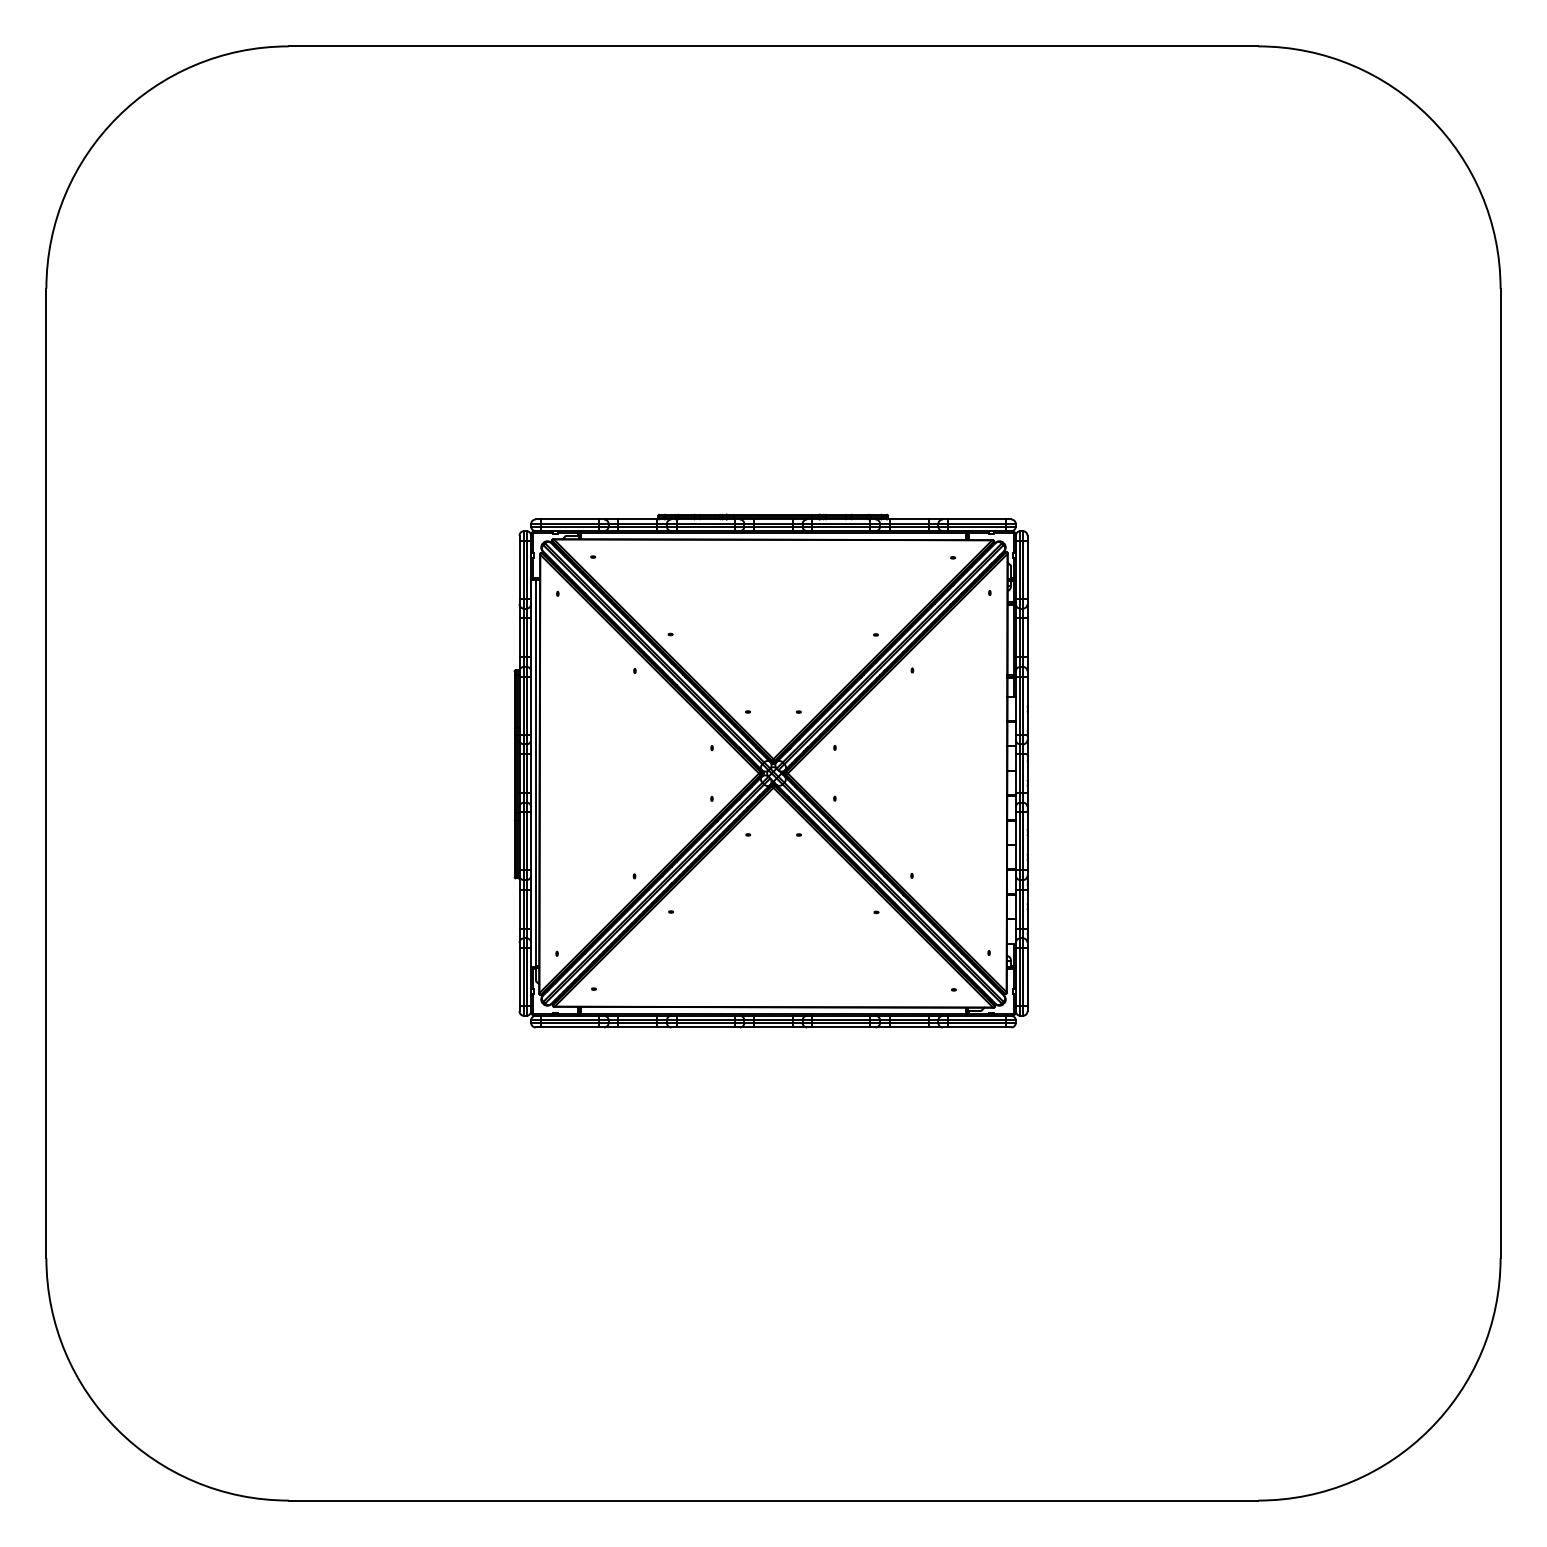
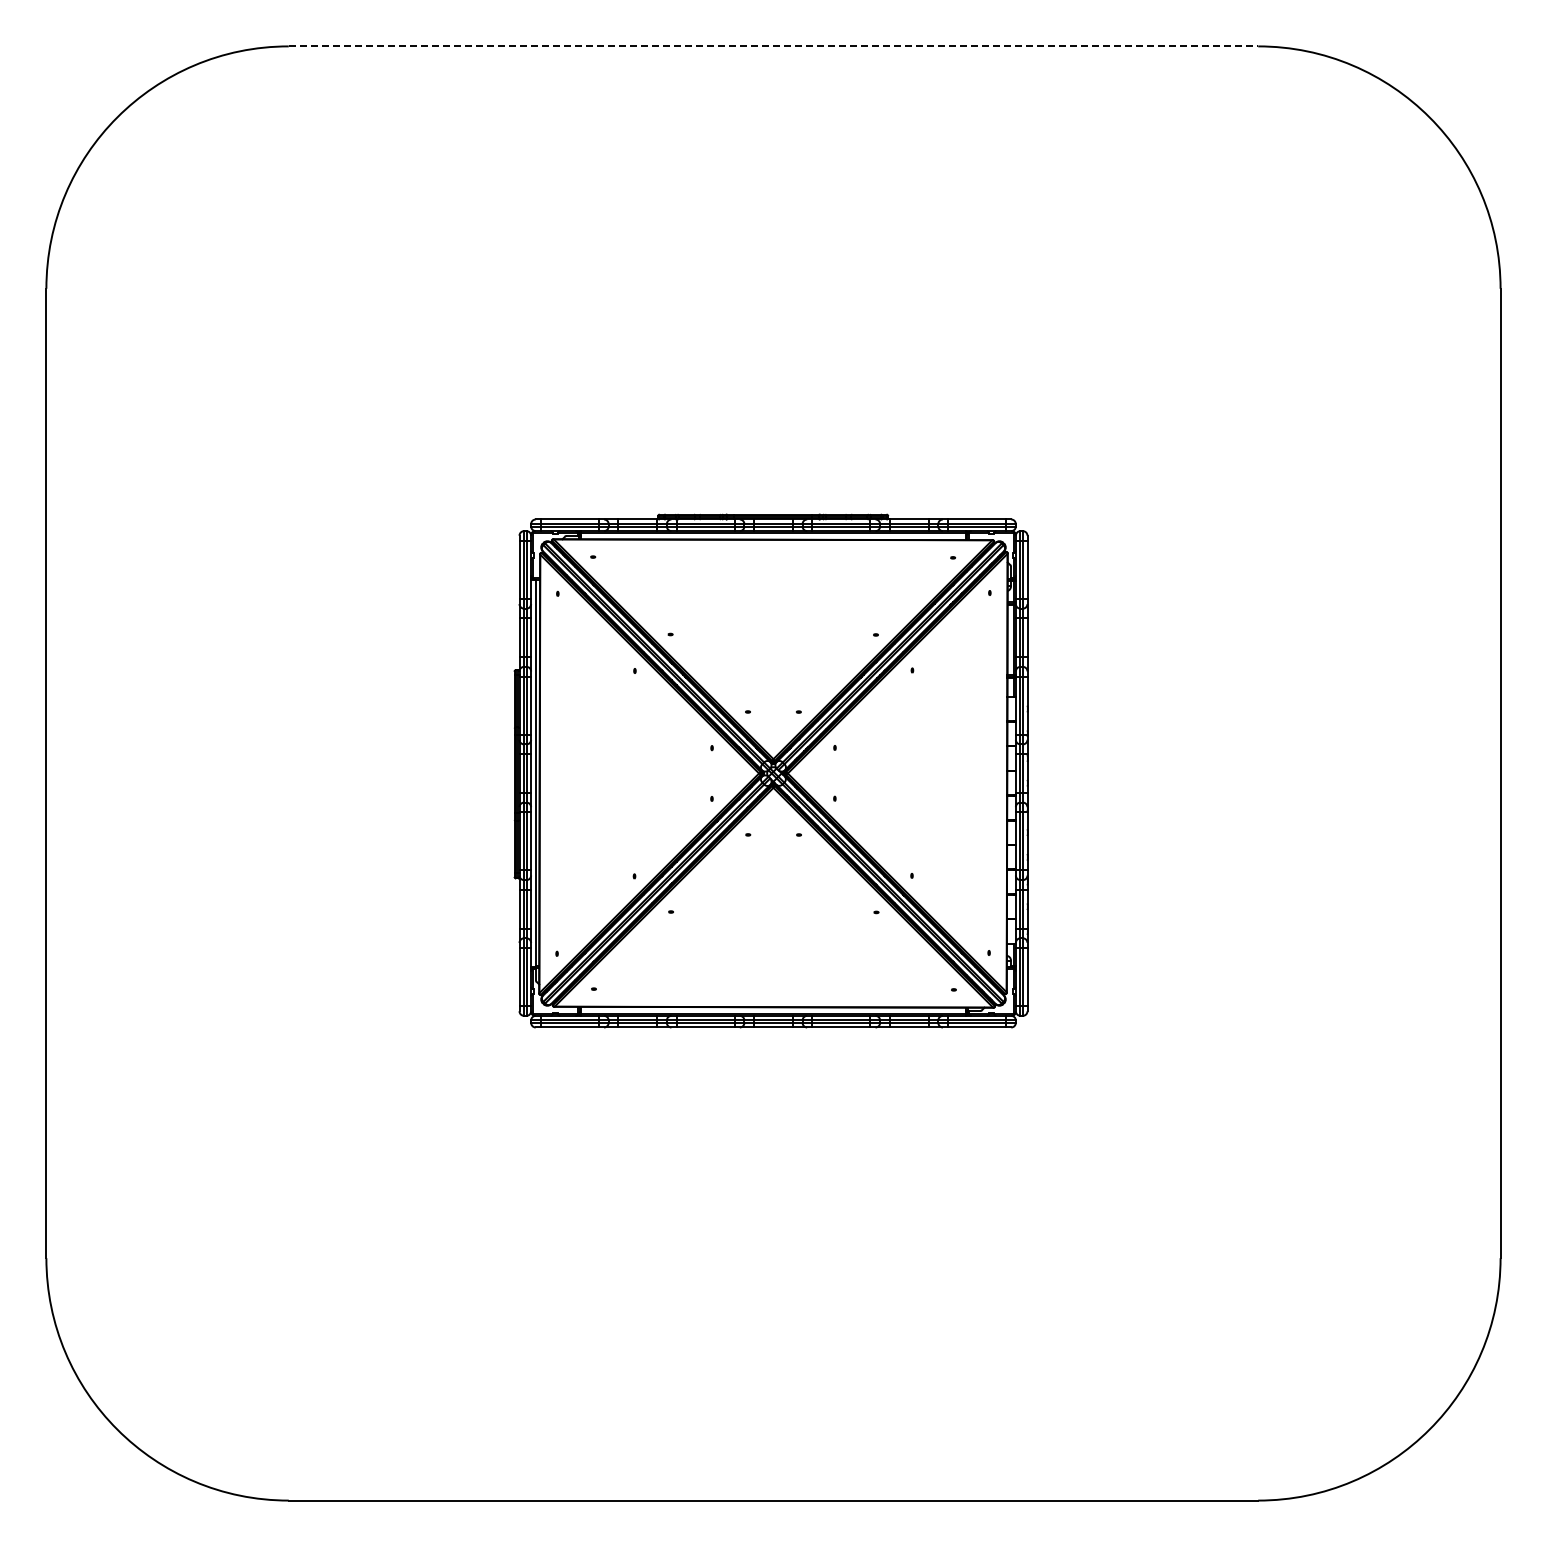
line: solid -> dashed (773, 46)
